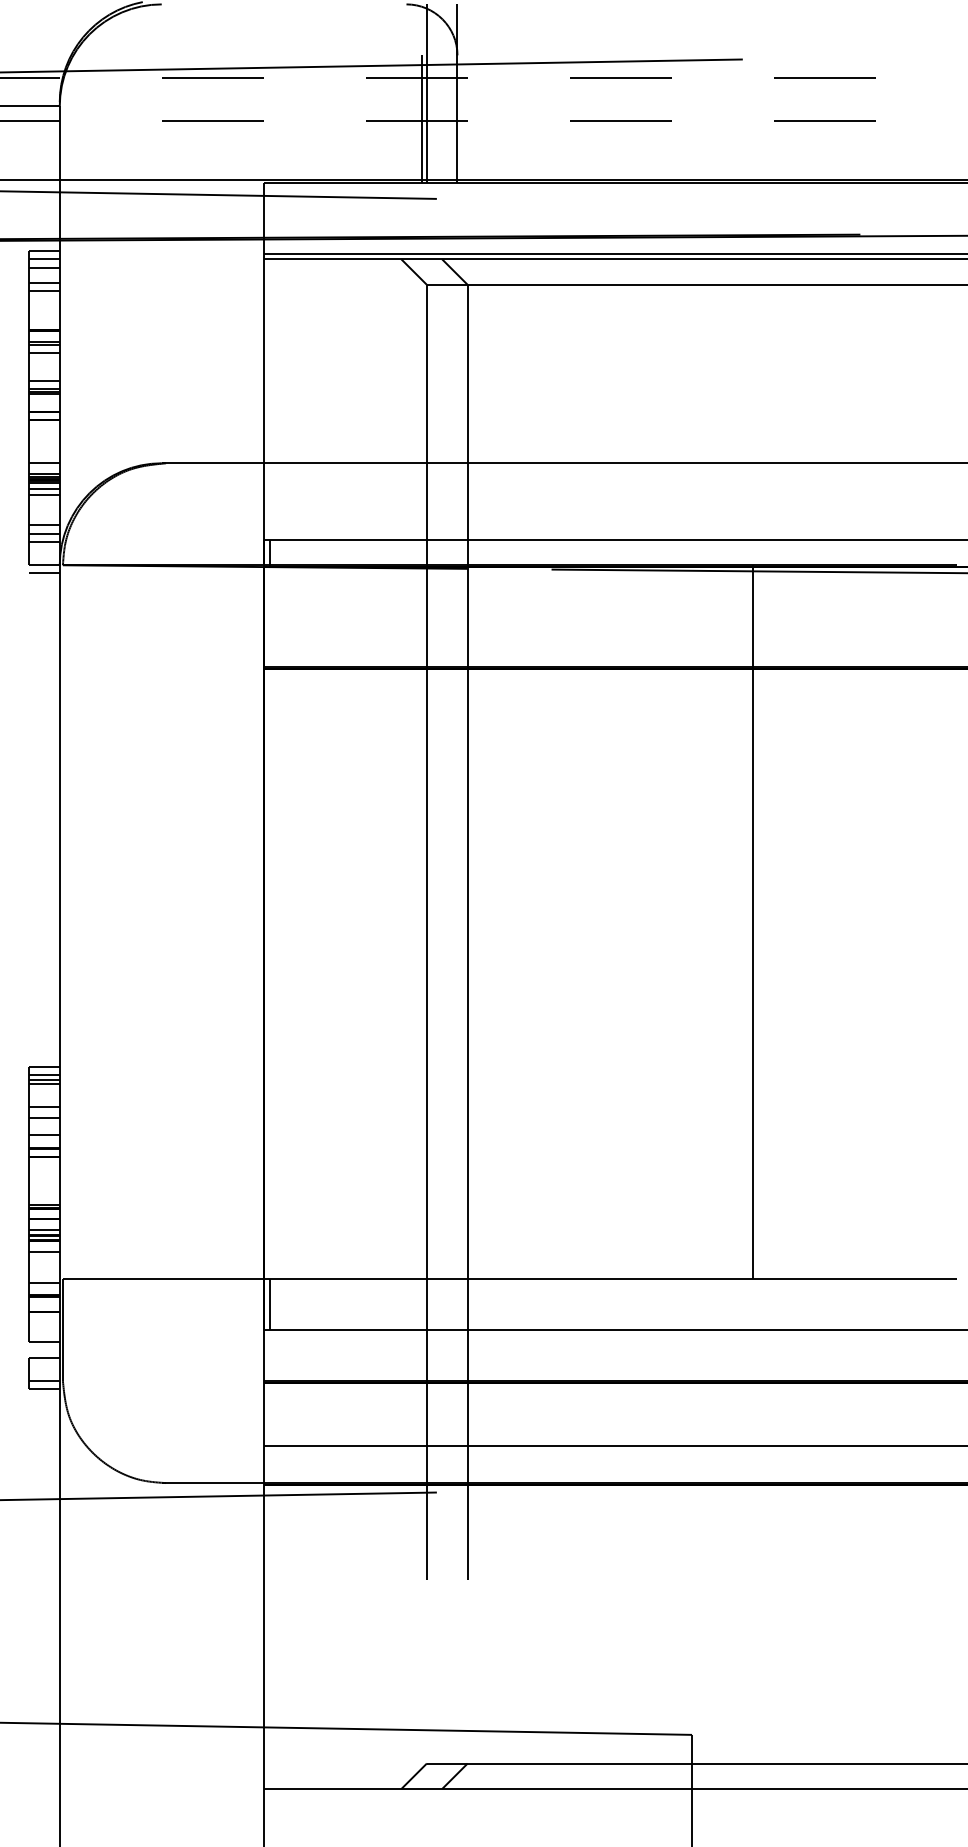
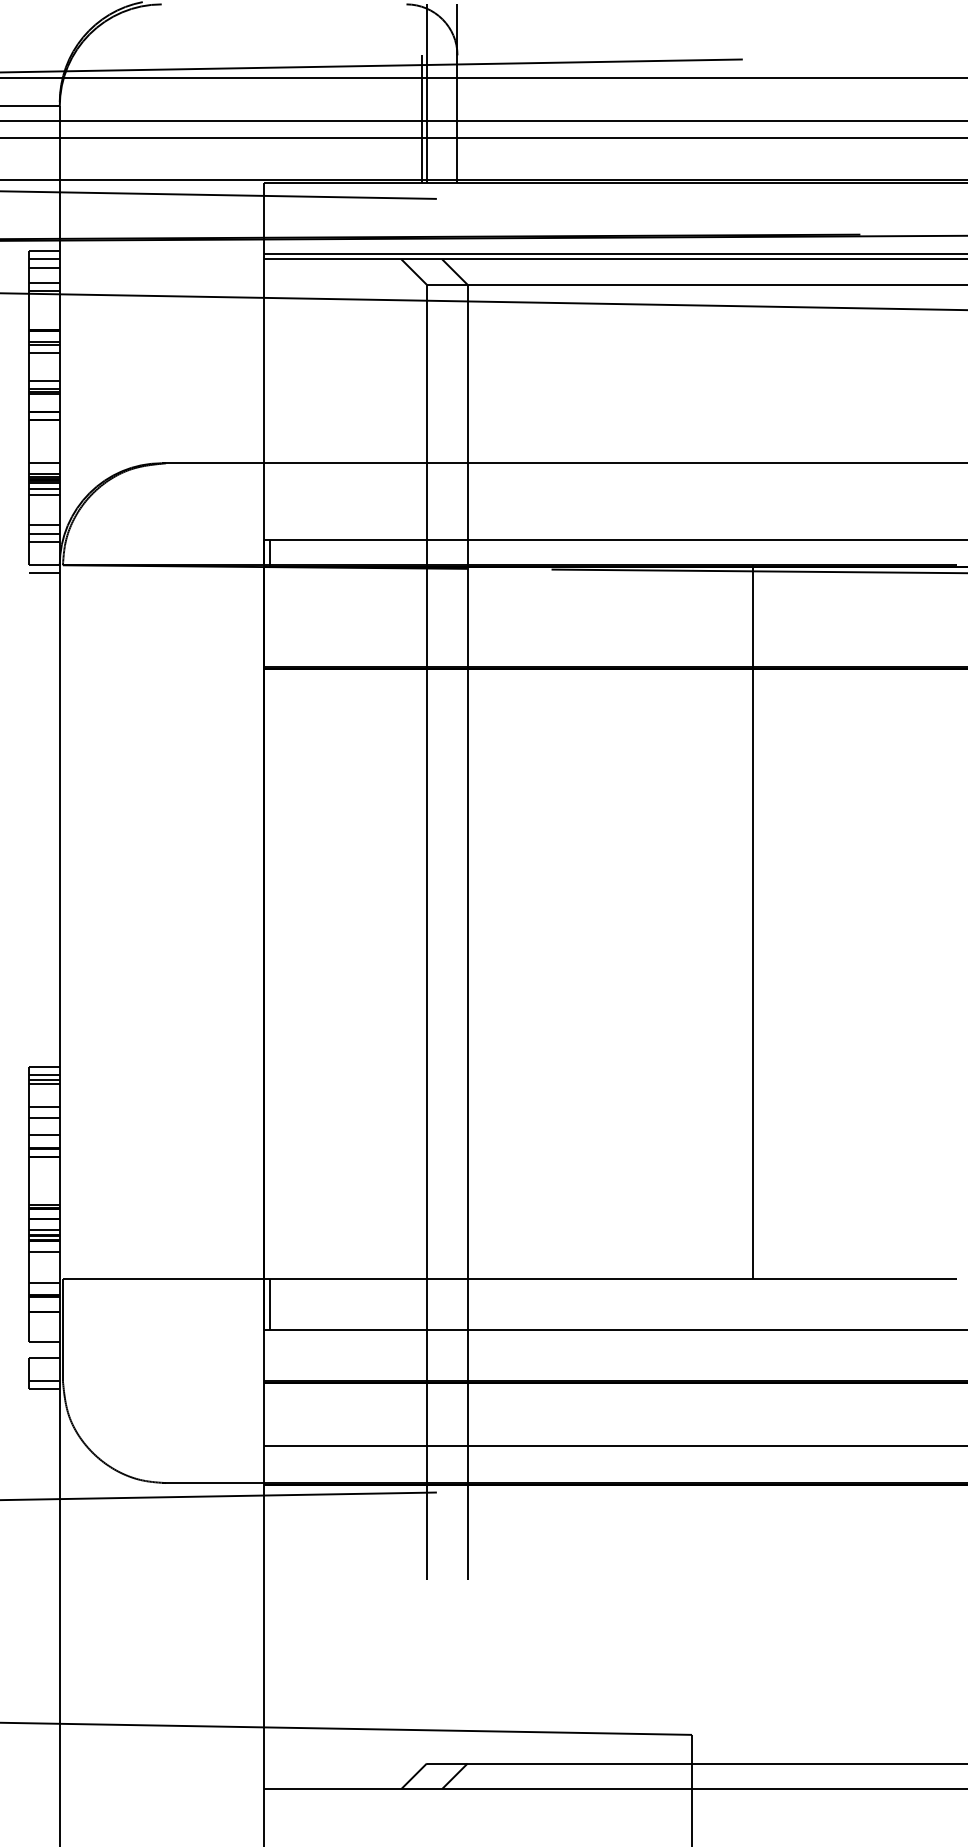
line: dashed -> solid (483, 78)
line: dashed -> solid (483, 121)
line: none -> present (483, 137)
line: none -> present (483, 301)
